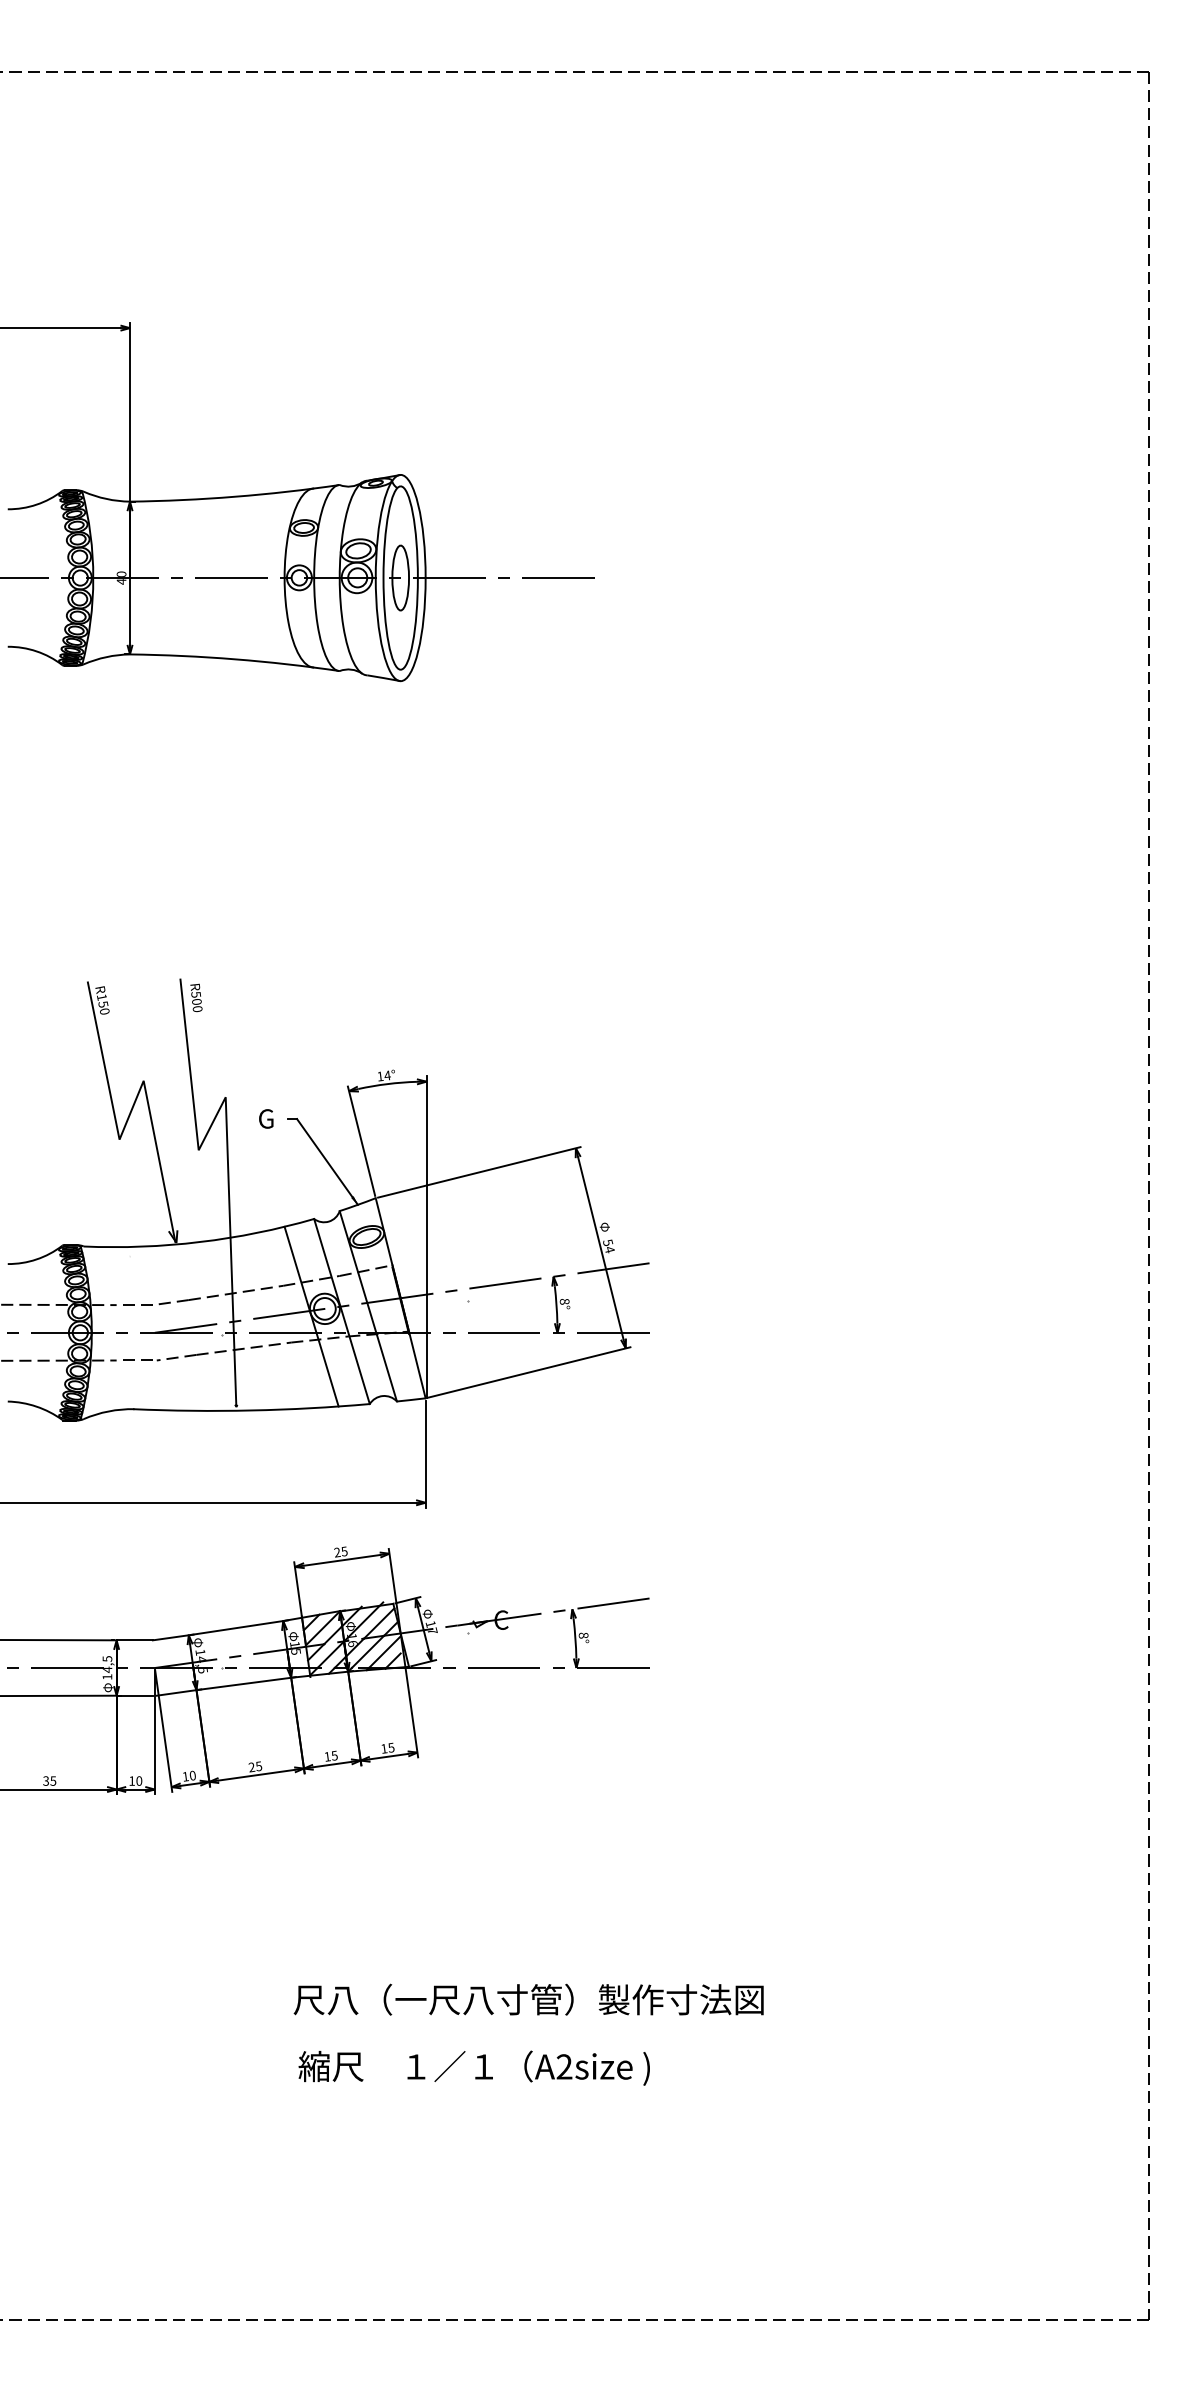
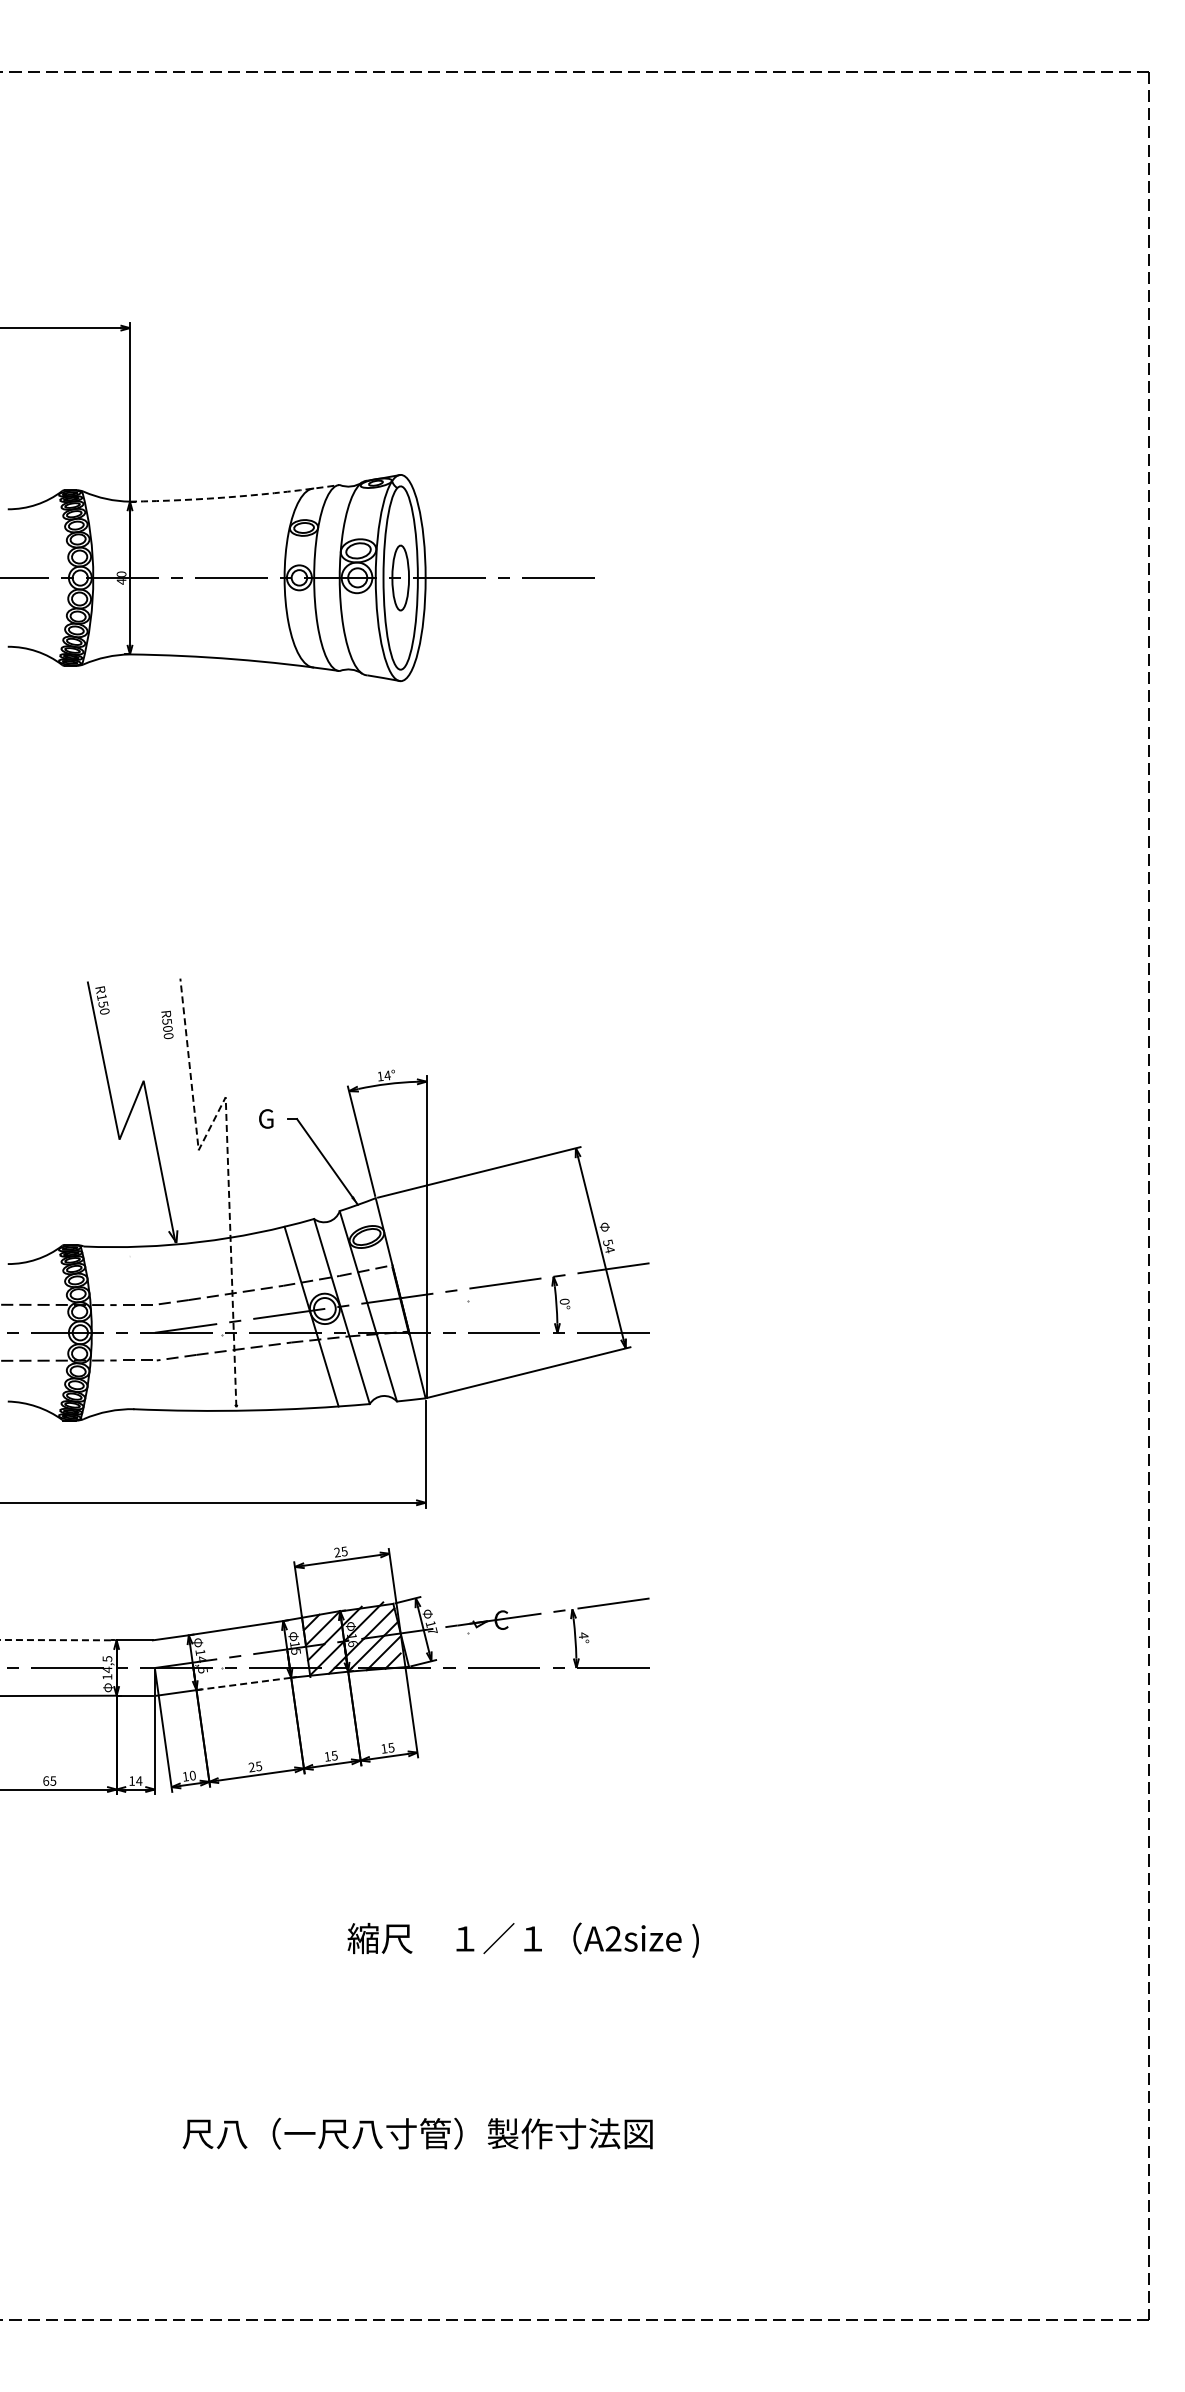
arc: solid -> dashed (235, 496)
text position: (196, 997) -> (167, 1024) (167, 1024)
line: solid -> dashed (227, 1134)
text: 8° -> 0° (564, 1301)
text: 8° -> 4° (583, 1635)
line: solid -> dashed (58, 1640)
line: solid -> dashed (243, 1683)
text: 35 -> 65 (46, 1780)
text: 10 -> 14 (139, 1780)
text position: (528, 1999) -> (417, 2133) (417, 2133)
text position: (473, 2067) -> (522, 1939) (522, 1939)
